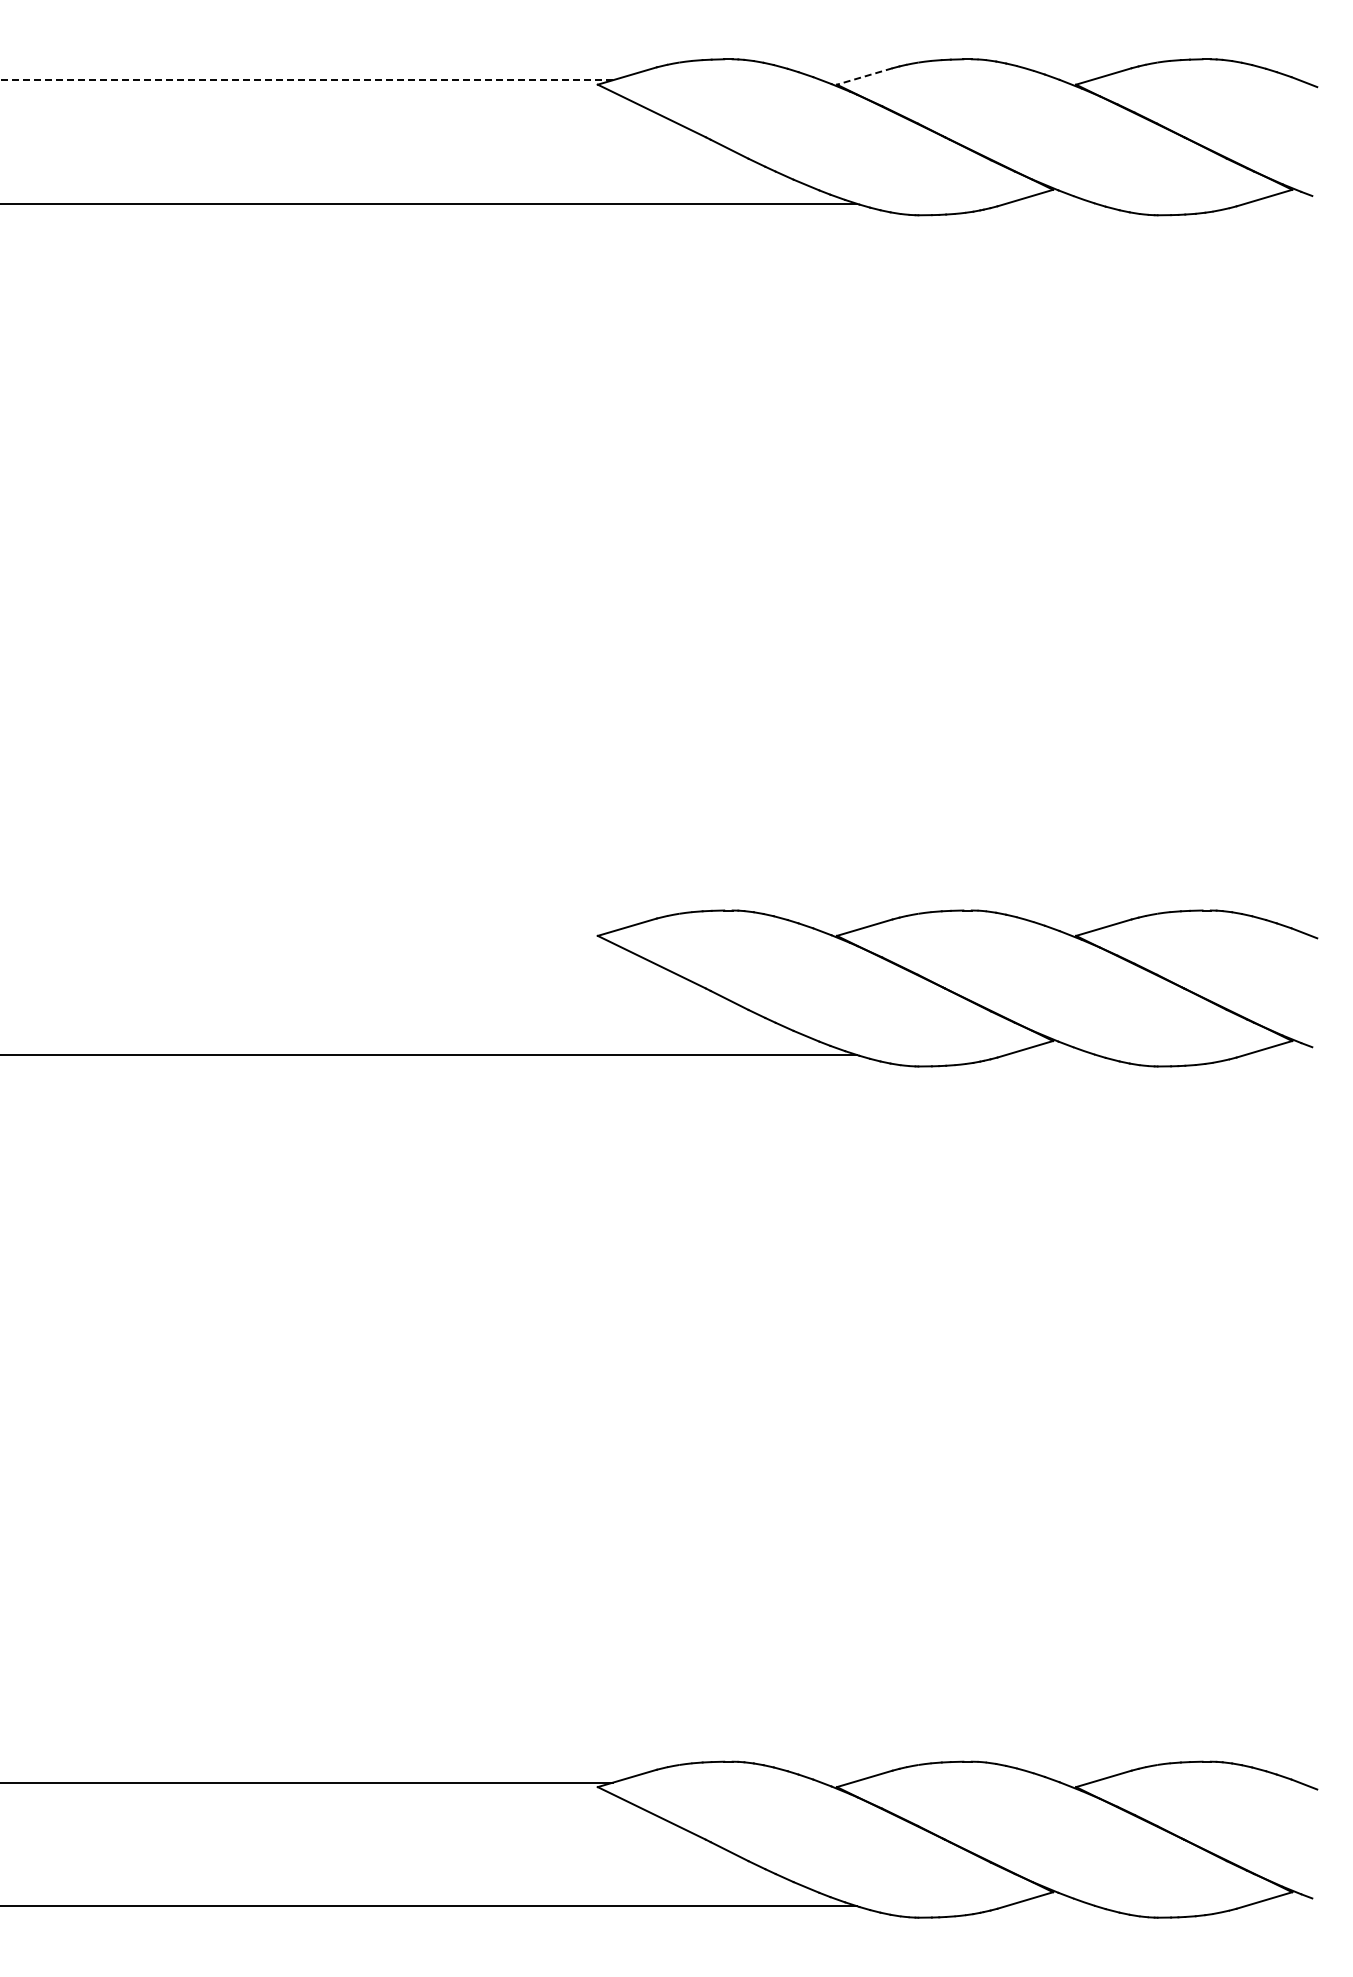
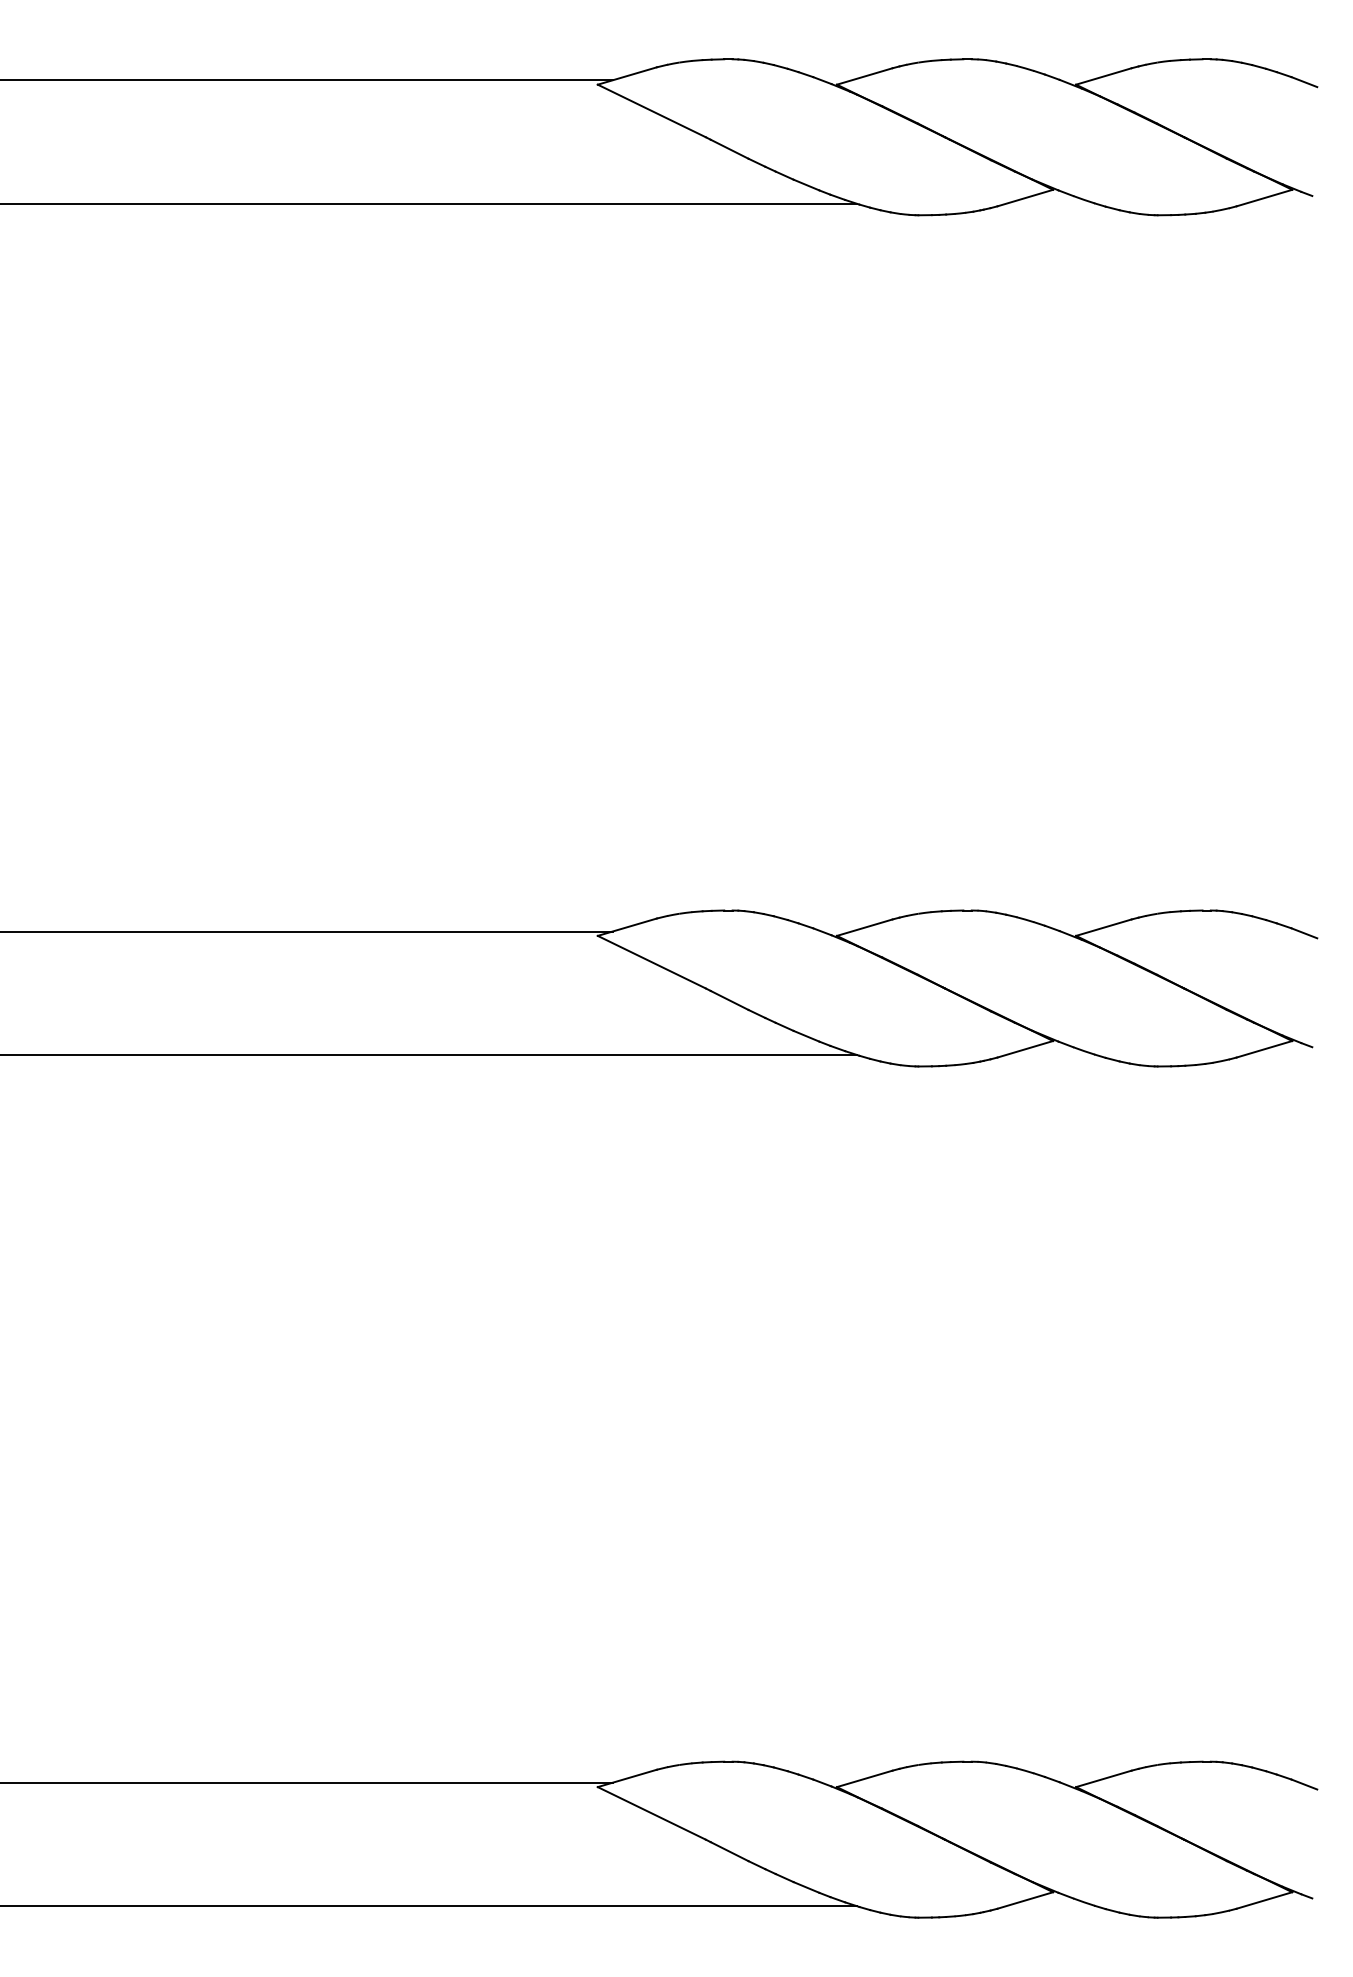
line: dashed -> solid (864, 76)
line: dashed -> solid (306, 80)
line: none -> present (307, 931)
